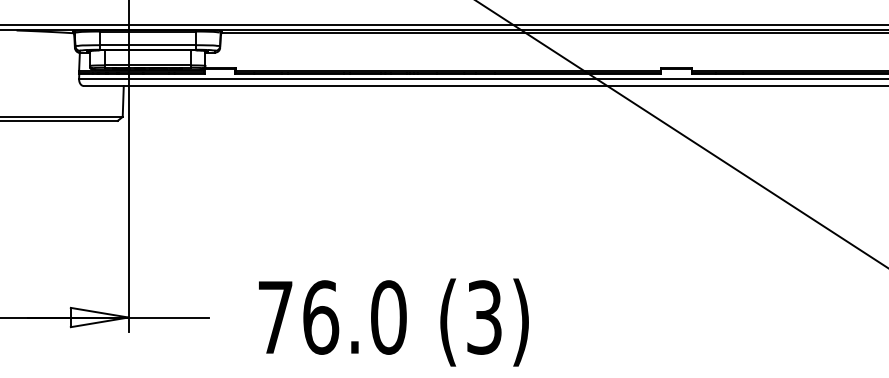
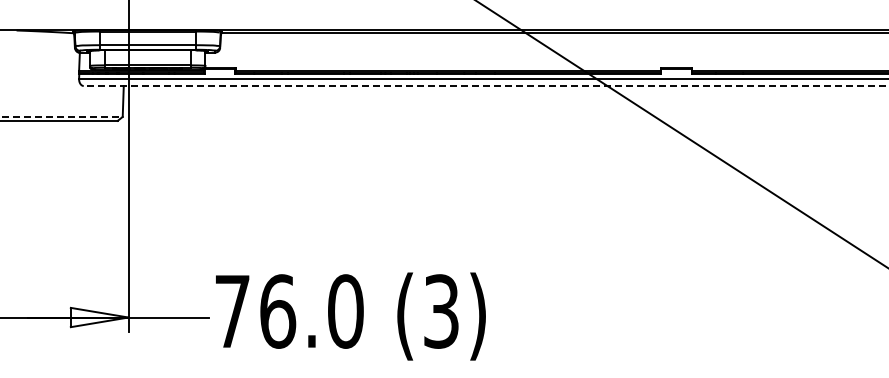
line: present -> none (443, 24)
line: solid -> dashed (485, 86)
line: solid -> dashed (61, 116)
text position: (393, 322) -> (350, 316) (350, 316)
